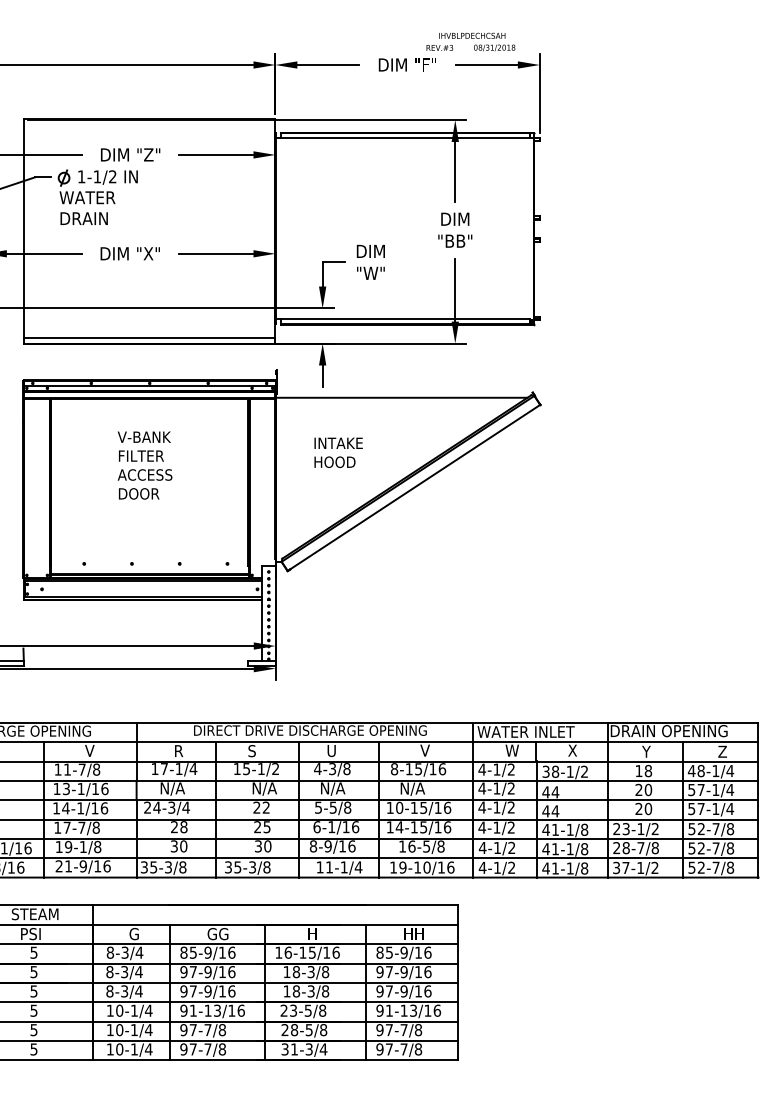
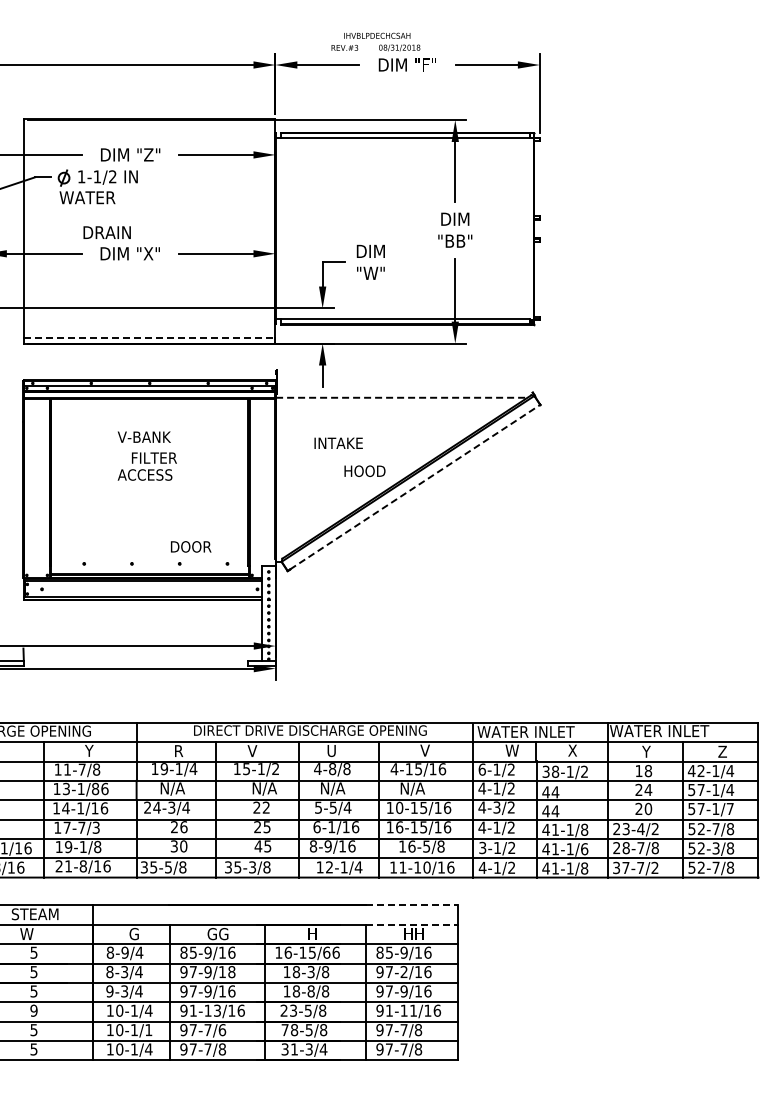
text position: (470, 41) -> (375, 41) (375, 41)
text position: (83, 218) -> (106, 232) (106, 232)
line: solid -> dashed (149, 338)
line: solid -> dashed (401, 397)
text position: (141, 455) -> (154, 457) (154, 457)
text position: (334, 461) -> (364, 470) (364, 470)
line: solid -> dashed (415, 487)
text position: (139, 493) -> (191, 546) (191, 546)
text: DRAIN OPENING -> WATER INLET (668, 731)
text: V -> Y (89, 750)
text: S -> V (252, 751)
text: 17-1/4 -> 19-1/4 (164, 769)
text: 4-3/8 -> 4-8/8 (332, 769)
text: 8-15/16 -> 4-15/16 (394, 769)
text: 4-1/2 -> 6-1/2 (482, 769)
text: 48-1/4 -> 42-1/4 (700, 771)
text: 13-1/16 -> 13-1/86 (95, 788)
text: 20 -> 24 (648, 789)
text: 5-5/8 -> 5-5/4 (347, 807)
text: 4-1/2 -> 4-3/2 (496, 807)
text: 57-1/4 -> 57-1/7 (730, 808)
text: 28 -> 26 (183, 826)
text: 17-7/8 -> 17-7/3 (95, 827)
text: 14-15/16 -> 16-15/16 (399, 827)
text: 23-1/2 -> 23-4/2 (640, 829)
text: 30 -> 45 (262, 846)
text: 4-1/2 -> 3-1/2 (482, 847)
text: 52-7/8 -> 52-3/8 (715, 848)
text: 41-1/8 -> 41-1/6 (584, 849)
text: 21-9/16 -> 21-8/16 (82, 866)
text: 35-3/8 -> 35-5/8 (168, 866)
text: 11-1/4 -> 12-1/4 (329, 867)
text: 19-10/16 -> 11-10/16 (402, 867)
text: 37-1/2 -> 37-7/2 (640, 867)
line: solid -> dashed (412, 905)
line: solid -> dashed (412, 924)
text: PSI -> W (30, 933)
text: 8-3/4 -> 8-9/4 (124, 952)
text: 16-15/16 -> 16-15/66 (326, 952)
text: 97-9/16 -> 97-9/18 (231, 971)
text: 97-9/16 -> 97-2/16 (403, 972)
text: 8-3/4 -> 9-3/4 (109, 991)
text: 18-3/8 -> 18-8/8 (310, 991)
text: 5 -> 9 (33, 1010)
text: 91-13/16 -> 91-11/16 (413, 1010)
text: 10-1/4 -> 10-1/1 (148, 1030)
text: 97-7/8 -> 97-7/6 (222, 1030)
text: 28-5/8 -> 78-5/8 (284, 1030)
